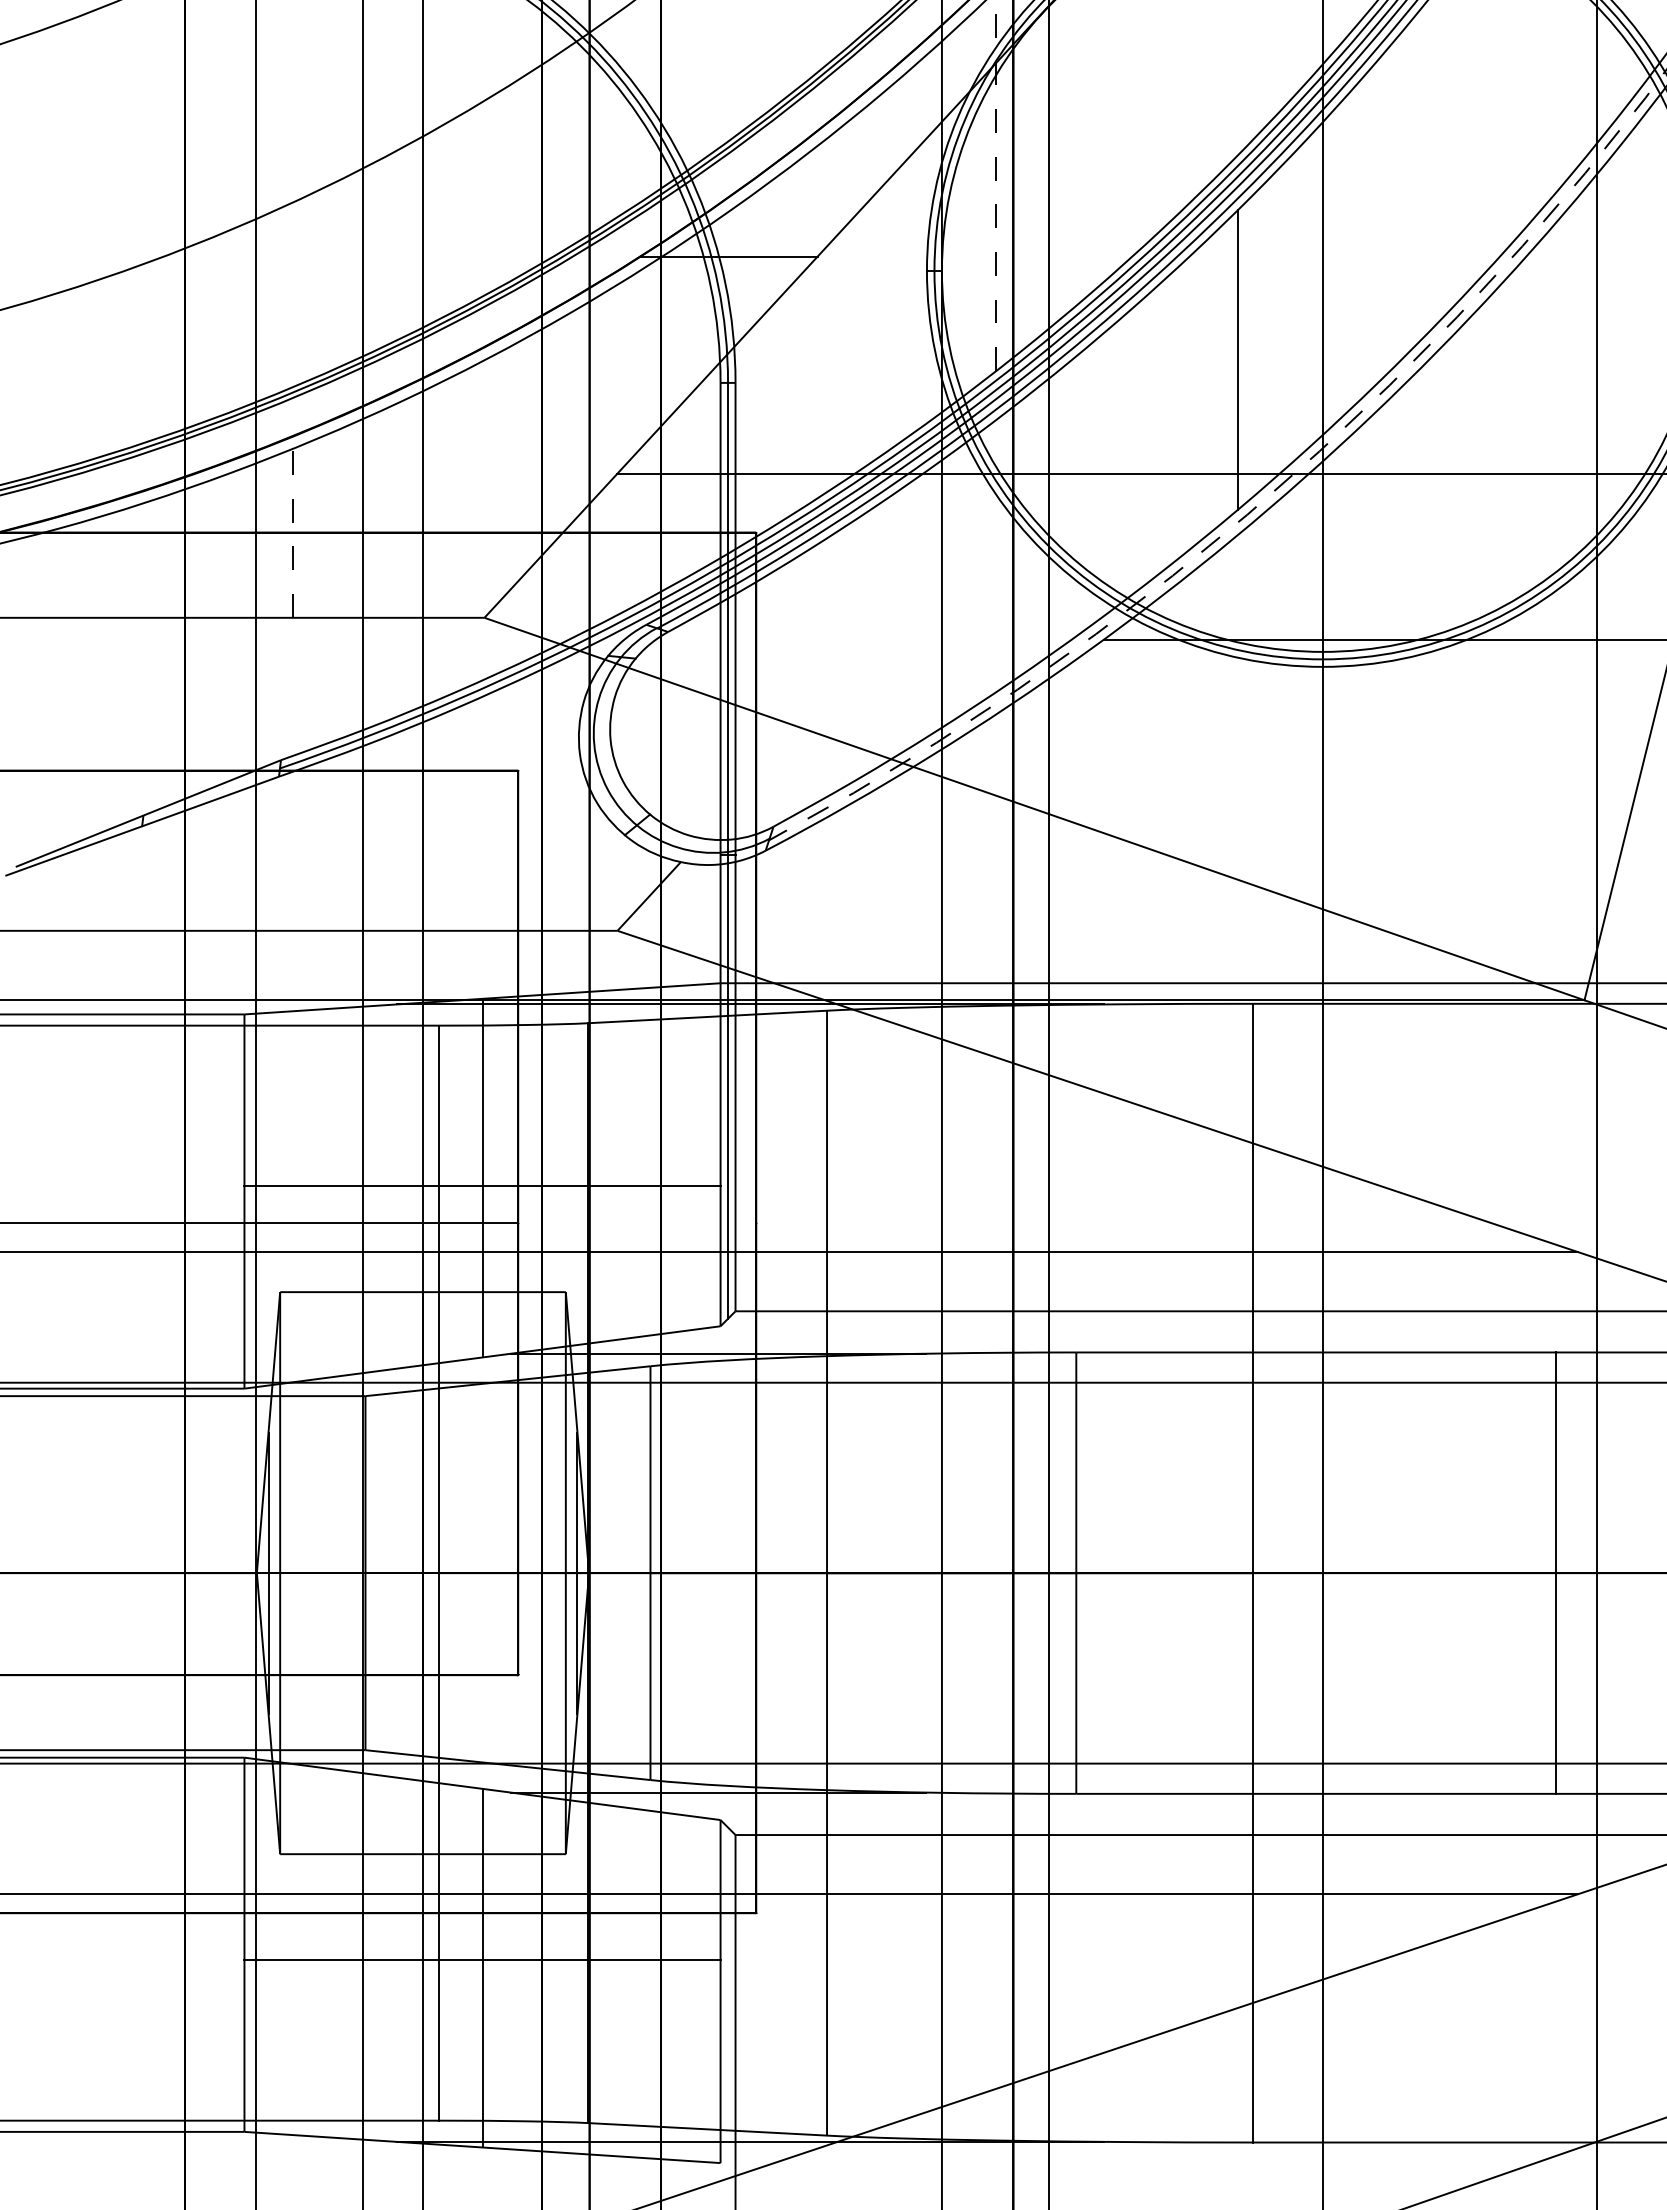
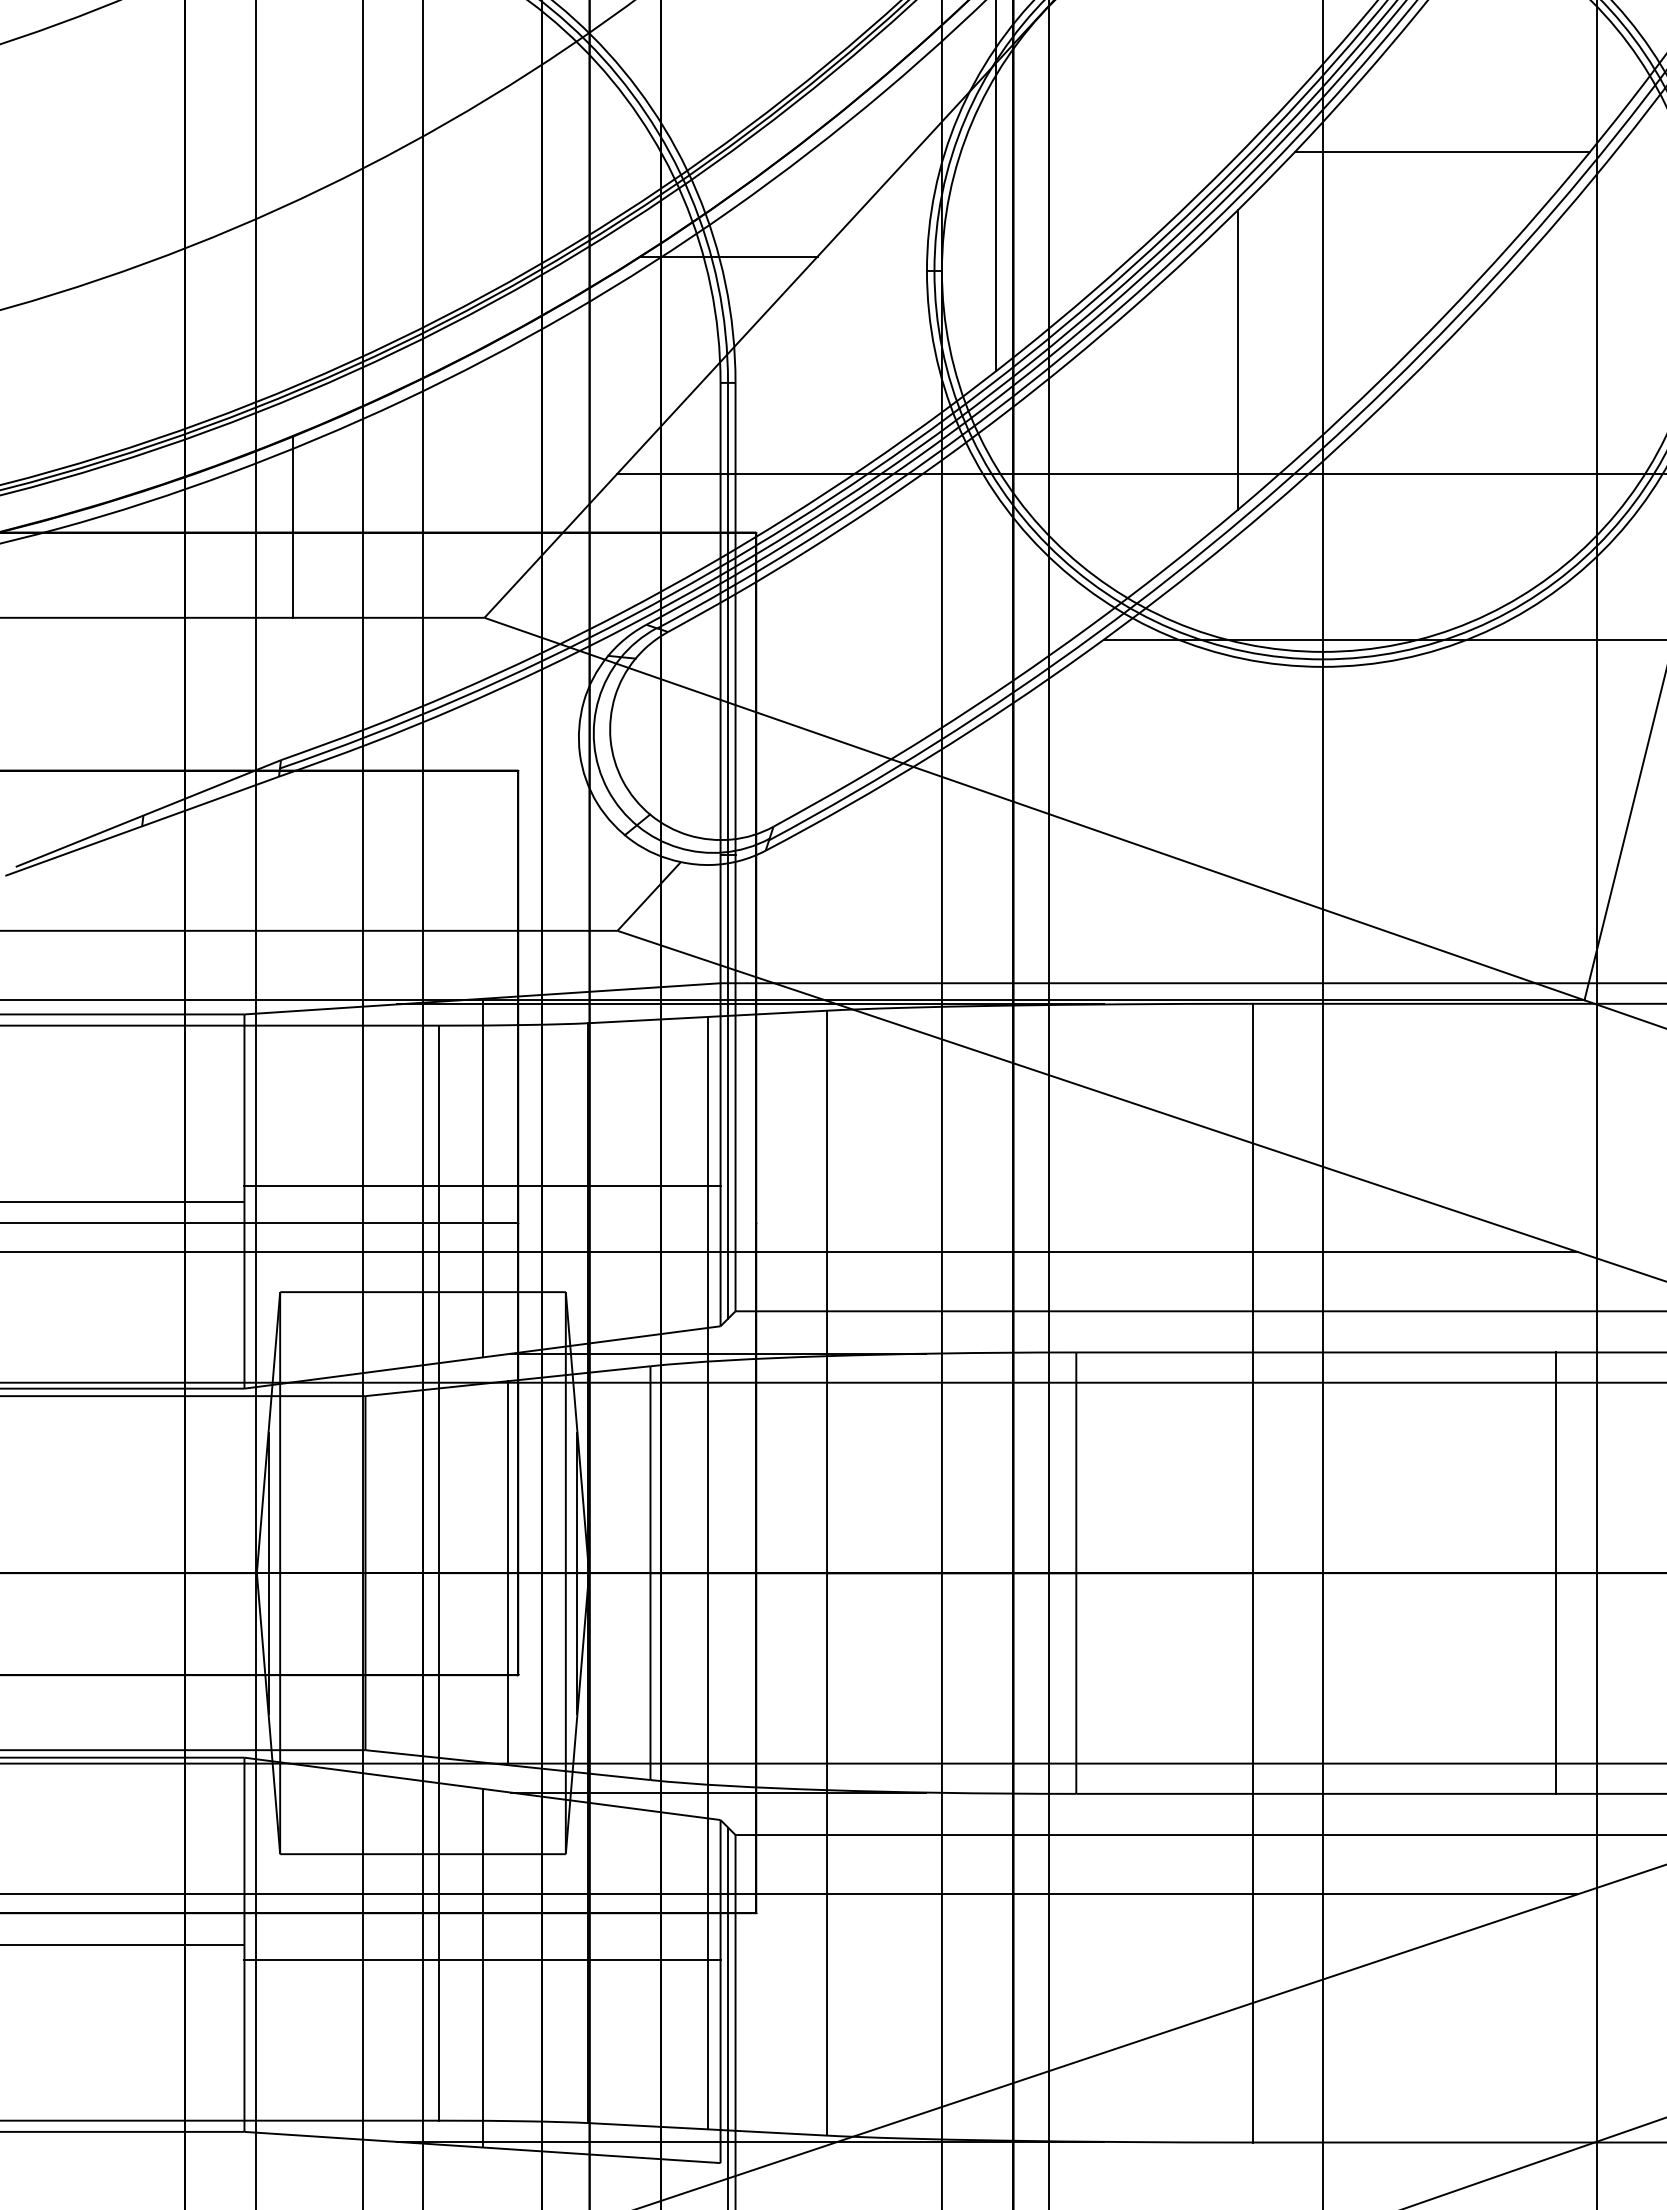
line: none -> present (1442, 151)
line: dashed -> solid (996, 185)
arc: dashed -> solid (1260, 503)
line: dashed -> solid (292, 527)
line: none -> present (123, 1201)
line: none -> present (707, 1572)
line: none -> present (507, 1573)
line: none -> present (123, 1944)
line: none -> present (728, 2016)
